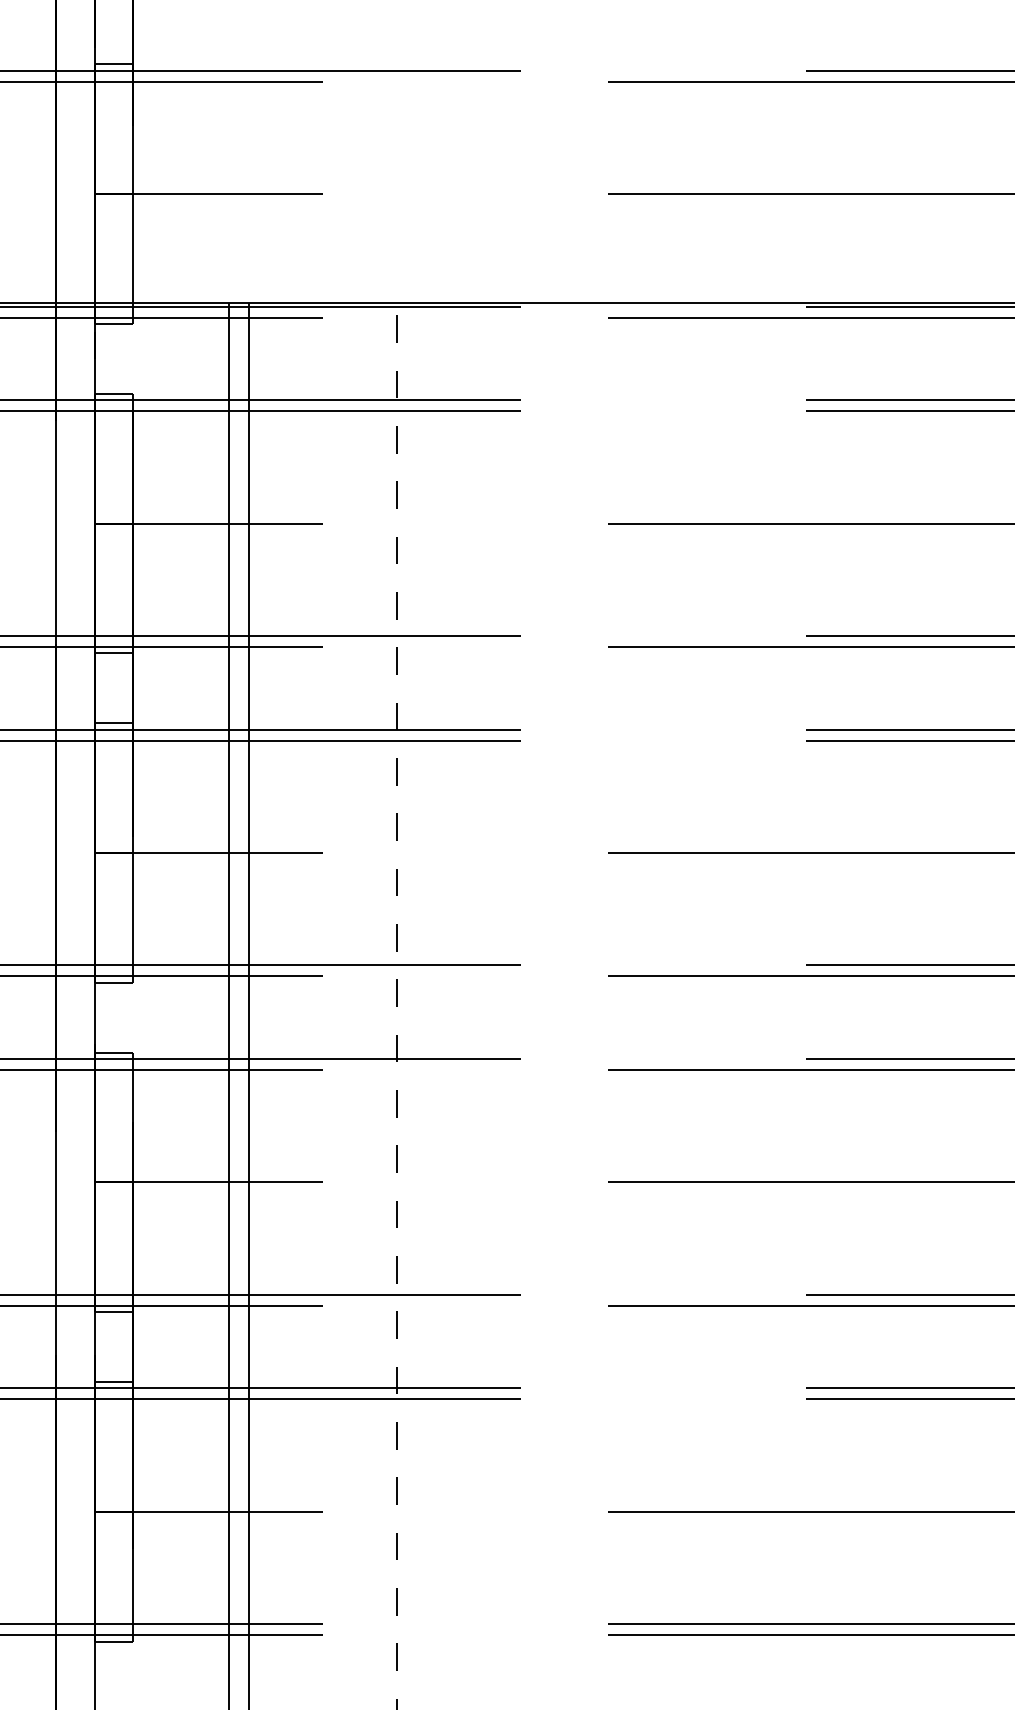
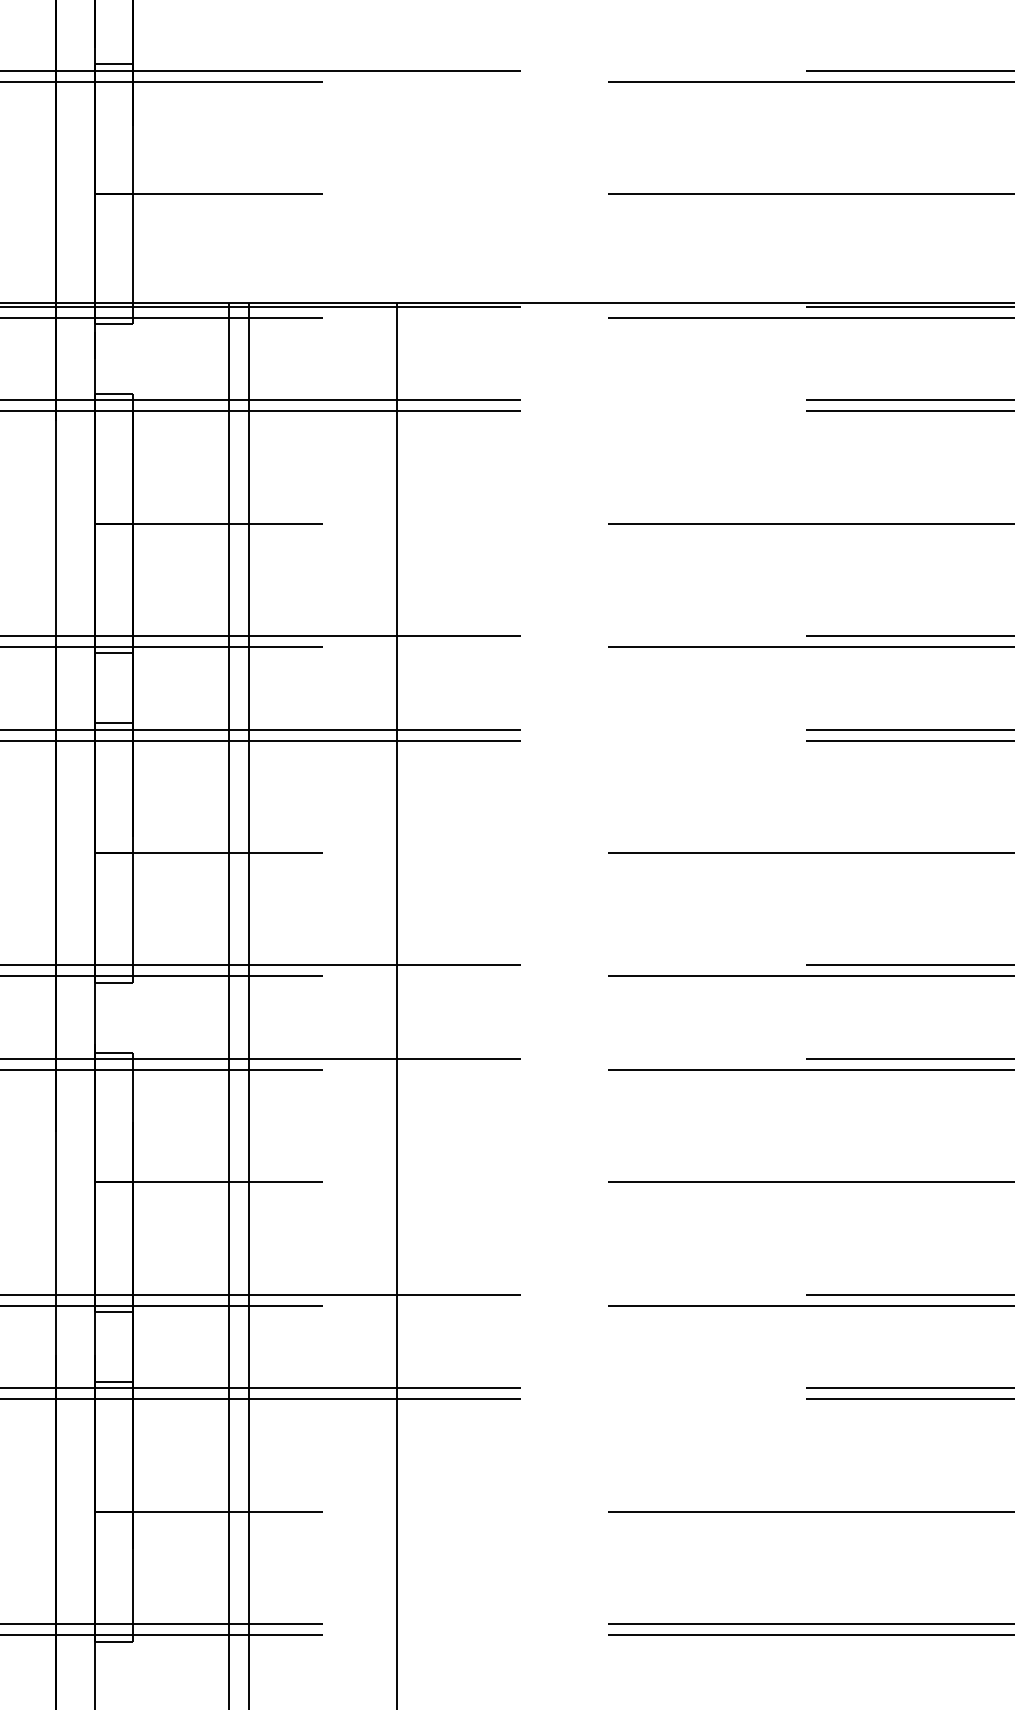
line: dashed -> solid (397, 1006)
